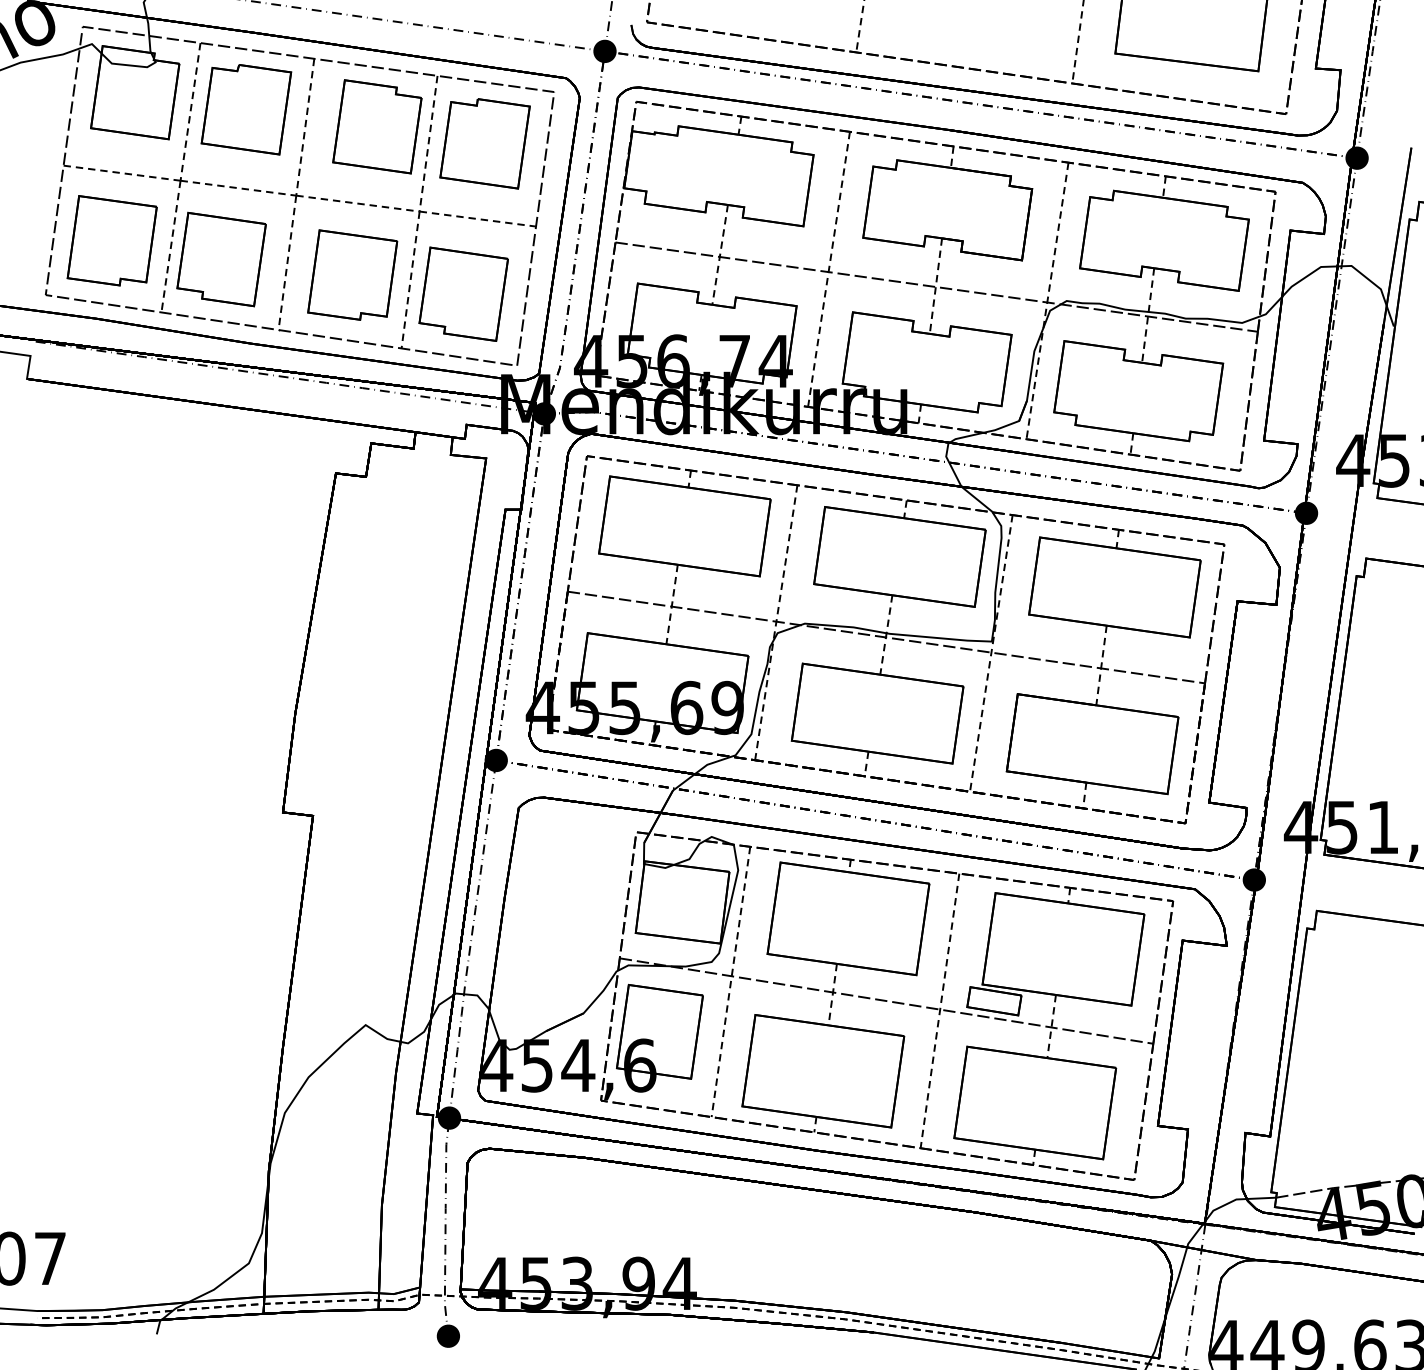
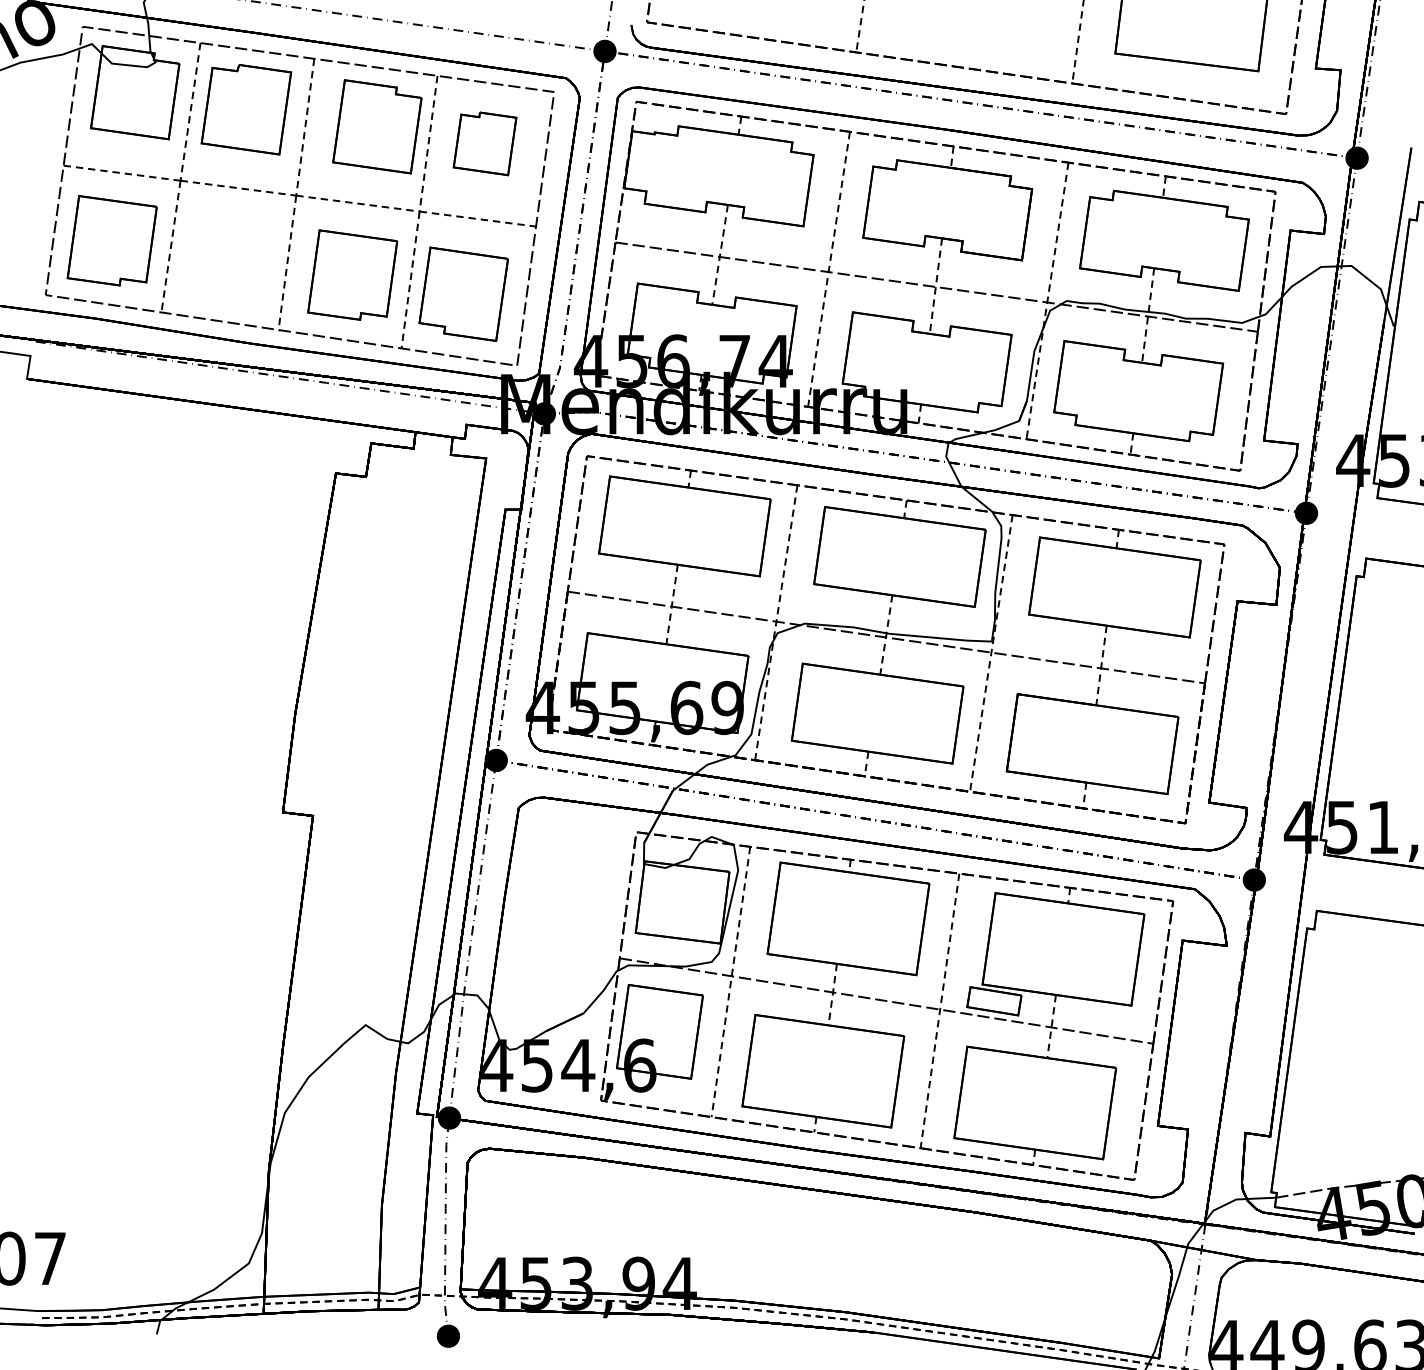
part size: 92x92 px -> 66x66 px (484, 143)
part: present -> none (221, 259)
